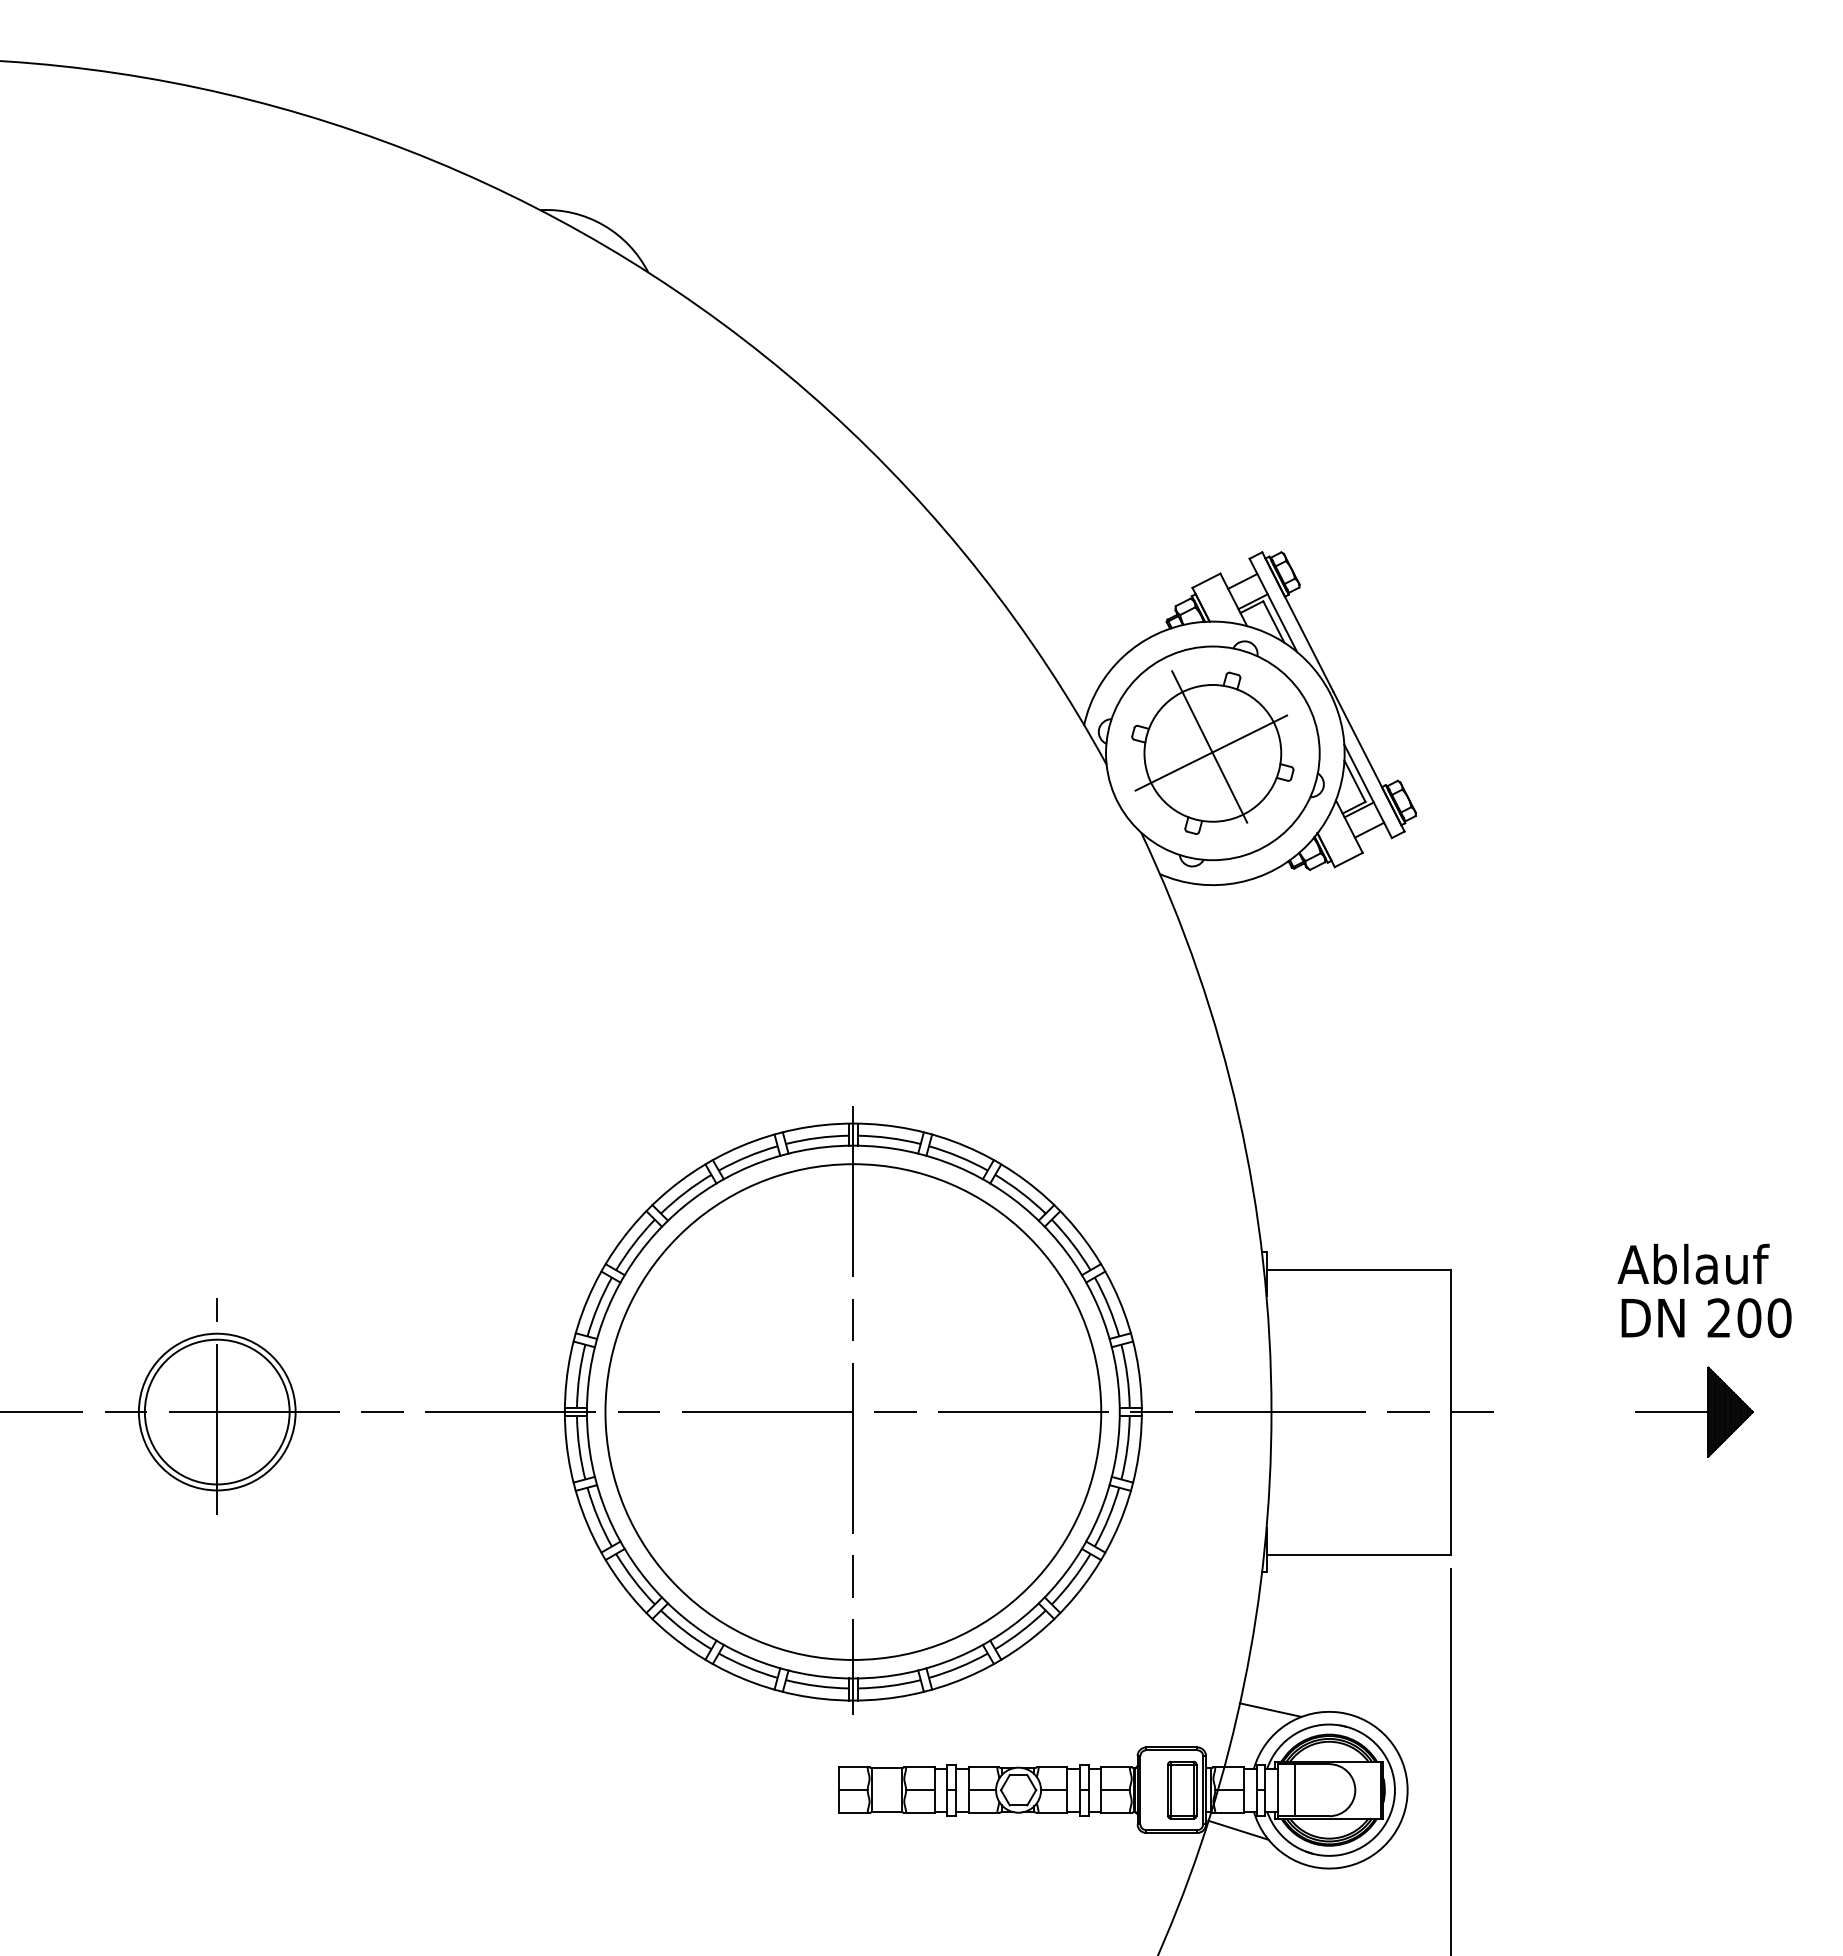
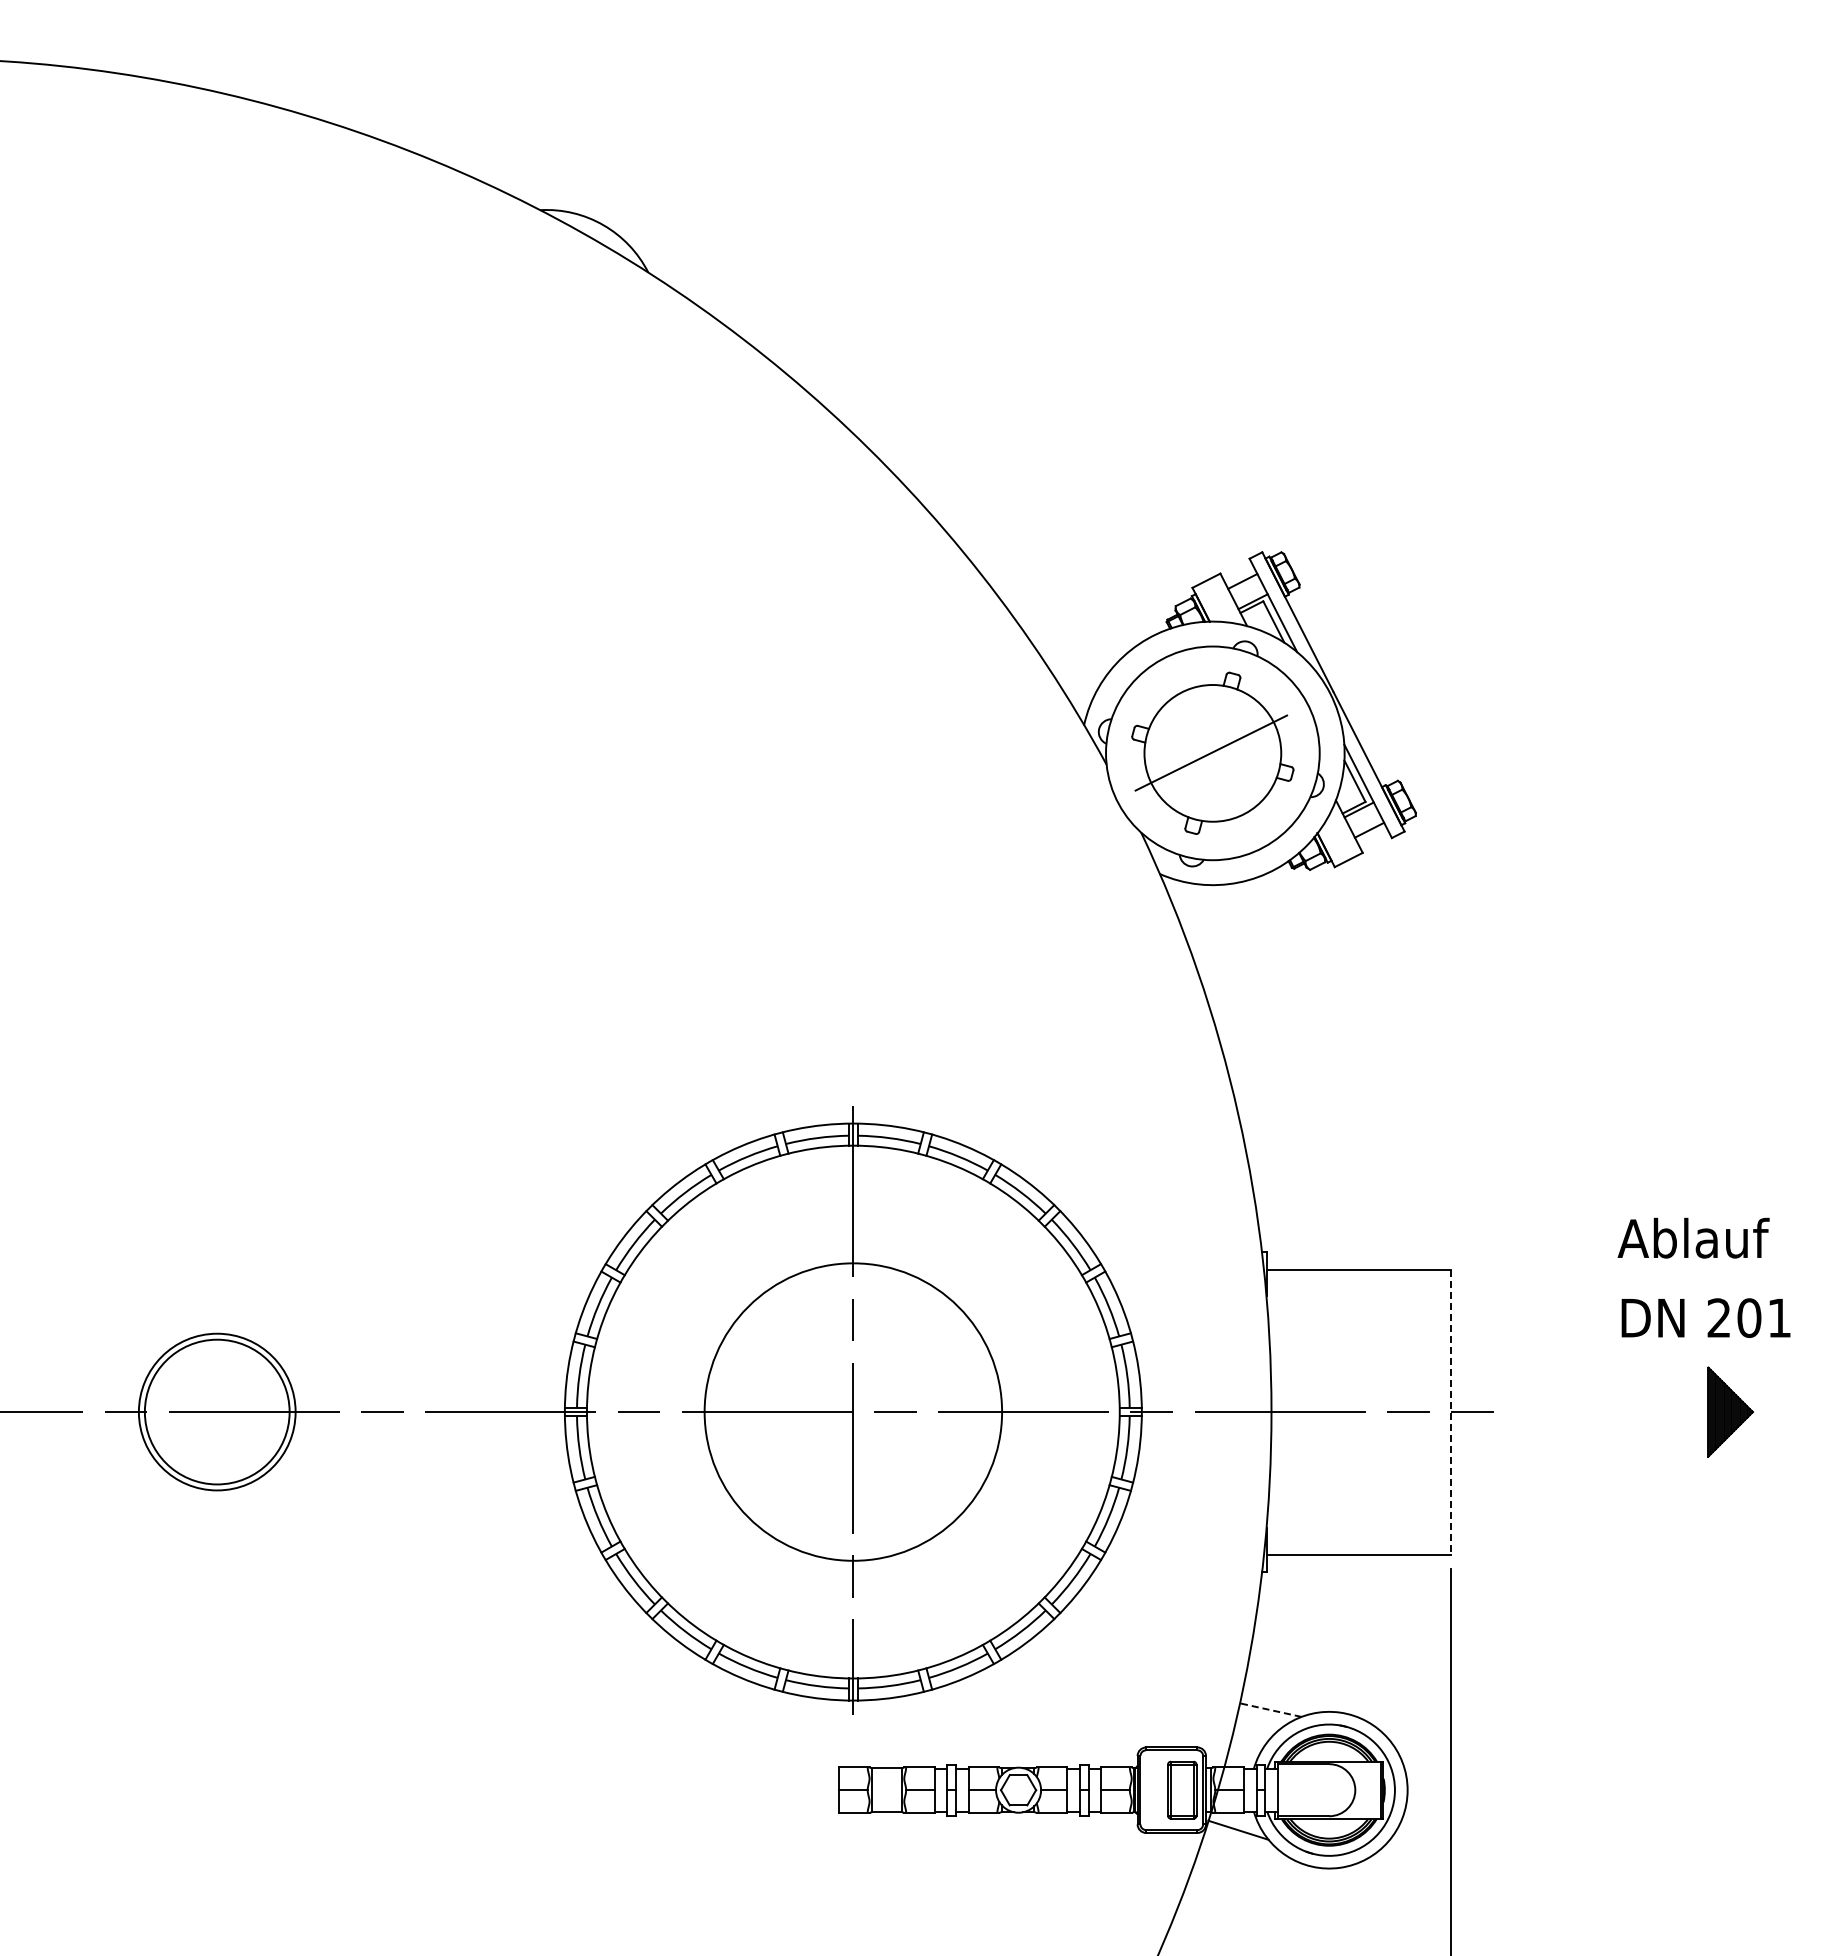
line: present -> none (1212, 753)
text position: (1693, 1263) -> (1693, 1237) (1693, 1237)
text: 200 -> 201 (1779, 1318)
line: present -> none (217, 1405)
circle diameter: 496 px -> 297 px (853, 1411)
line: solid -> dashed (1451, 1412)
line: present -> none (1672, 1412)
line: solid -> dashed (1270, 1710)
line: present -> none (1295, 1790)
